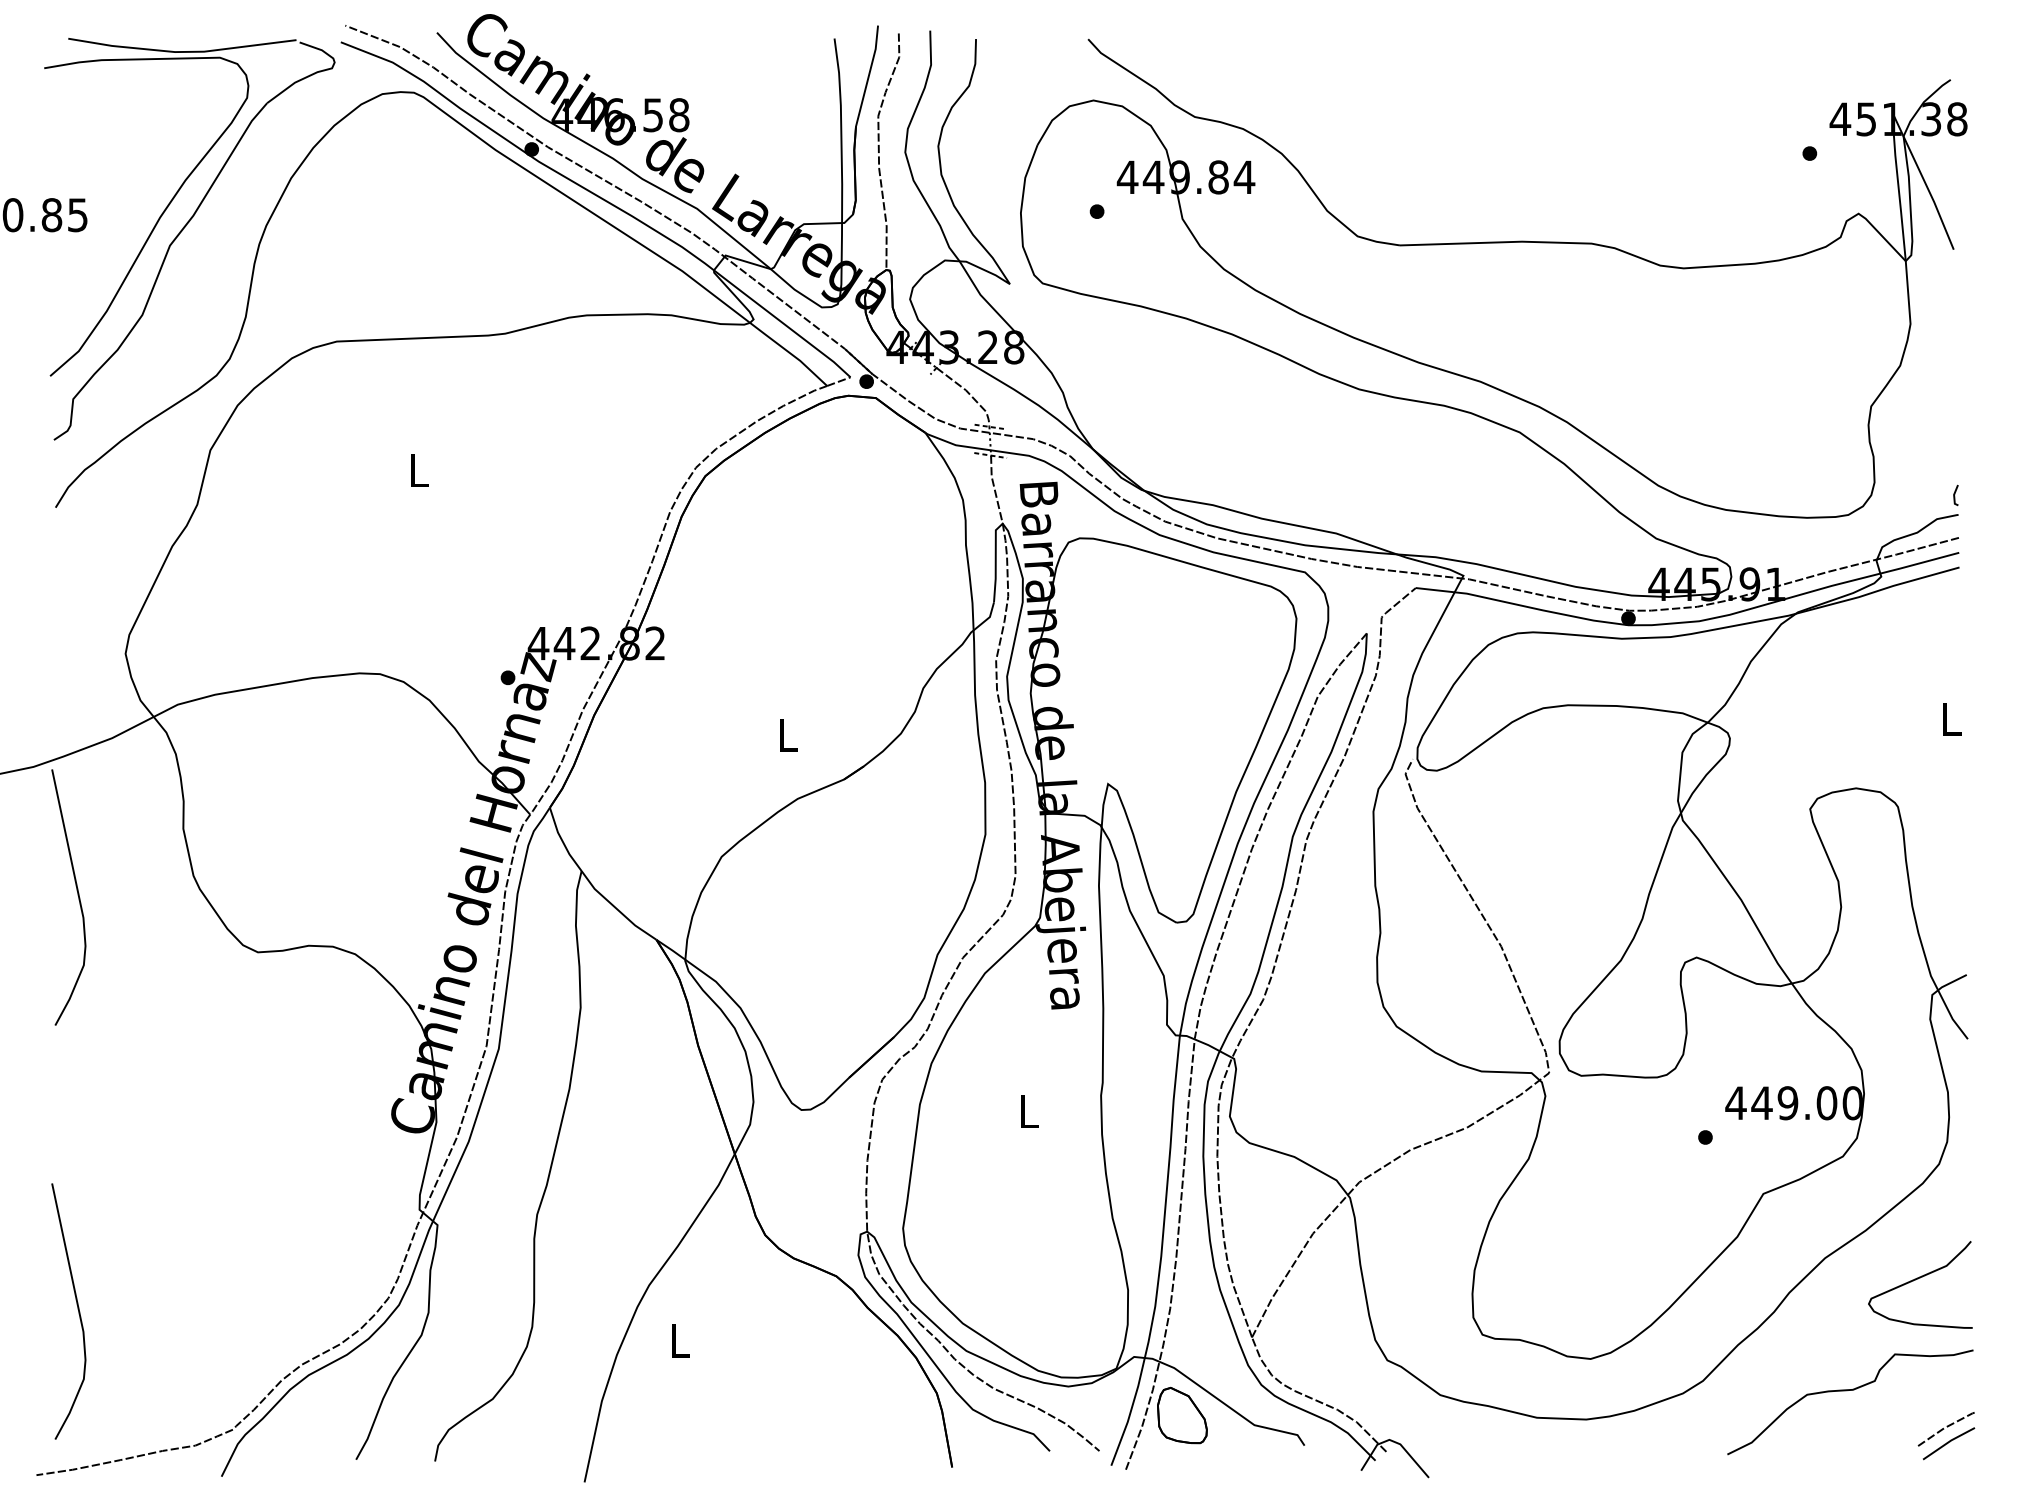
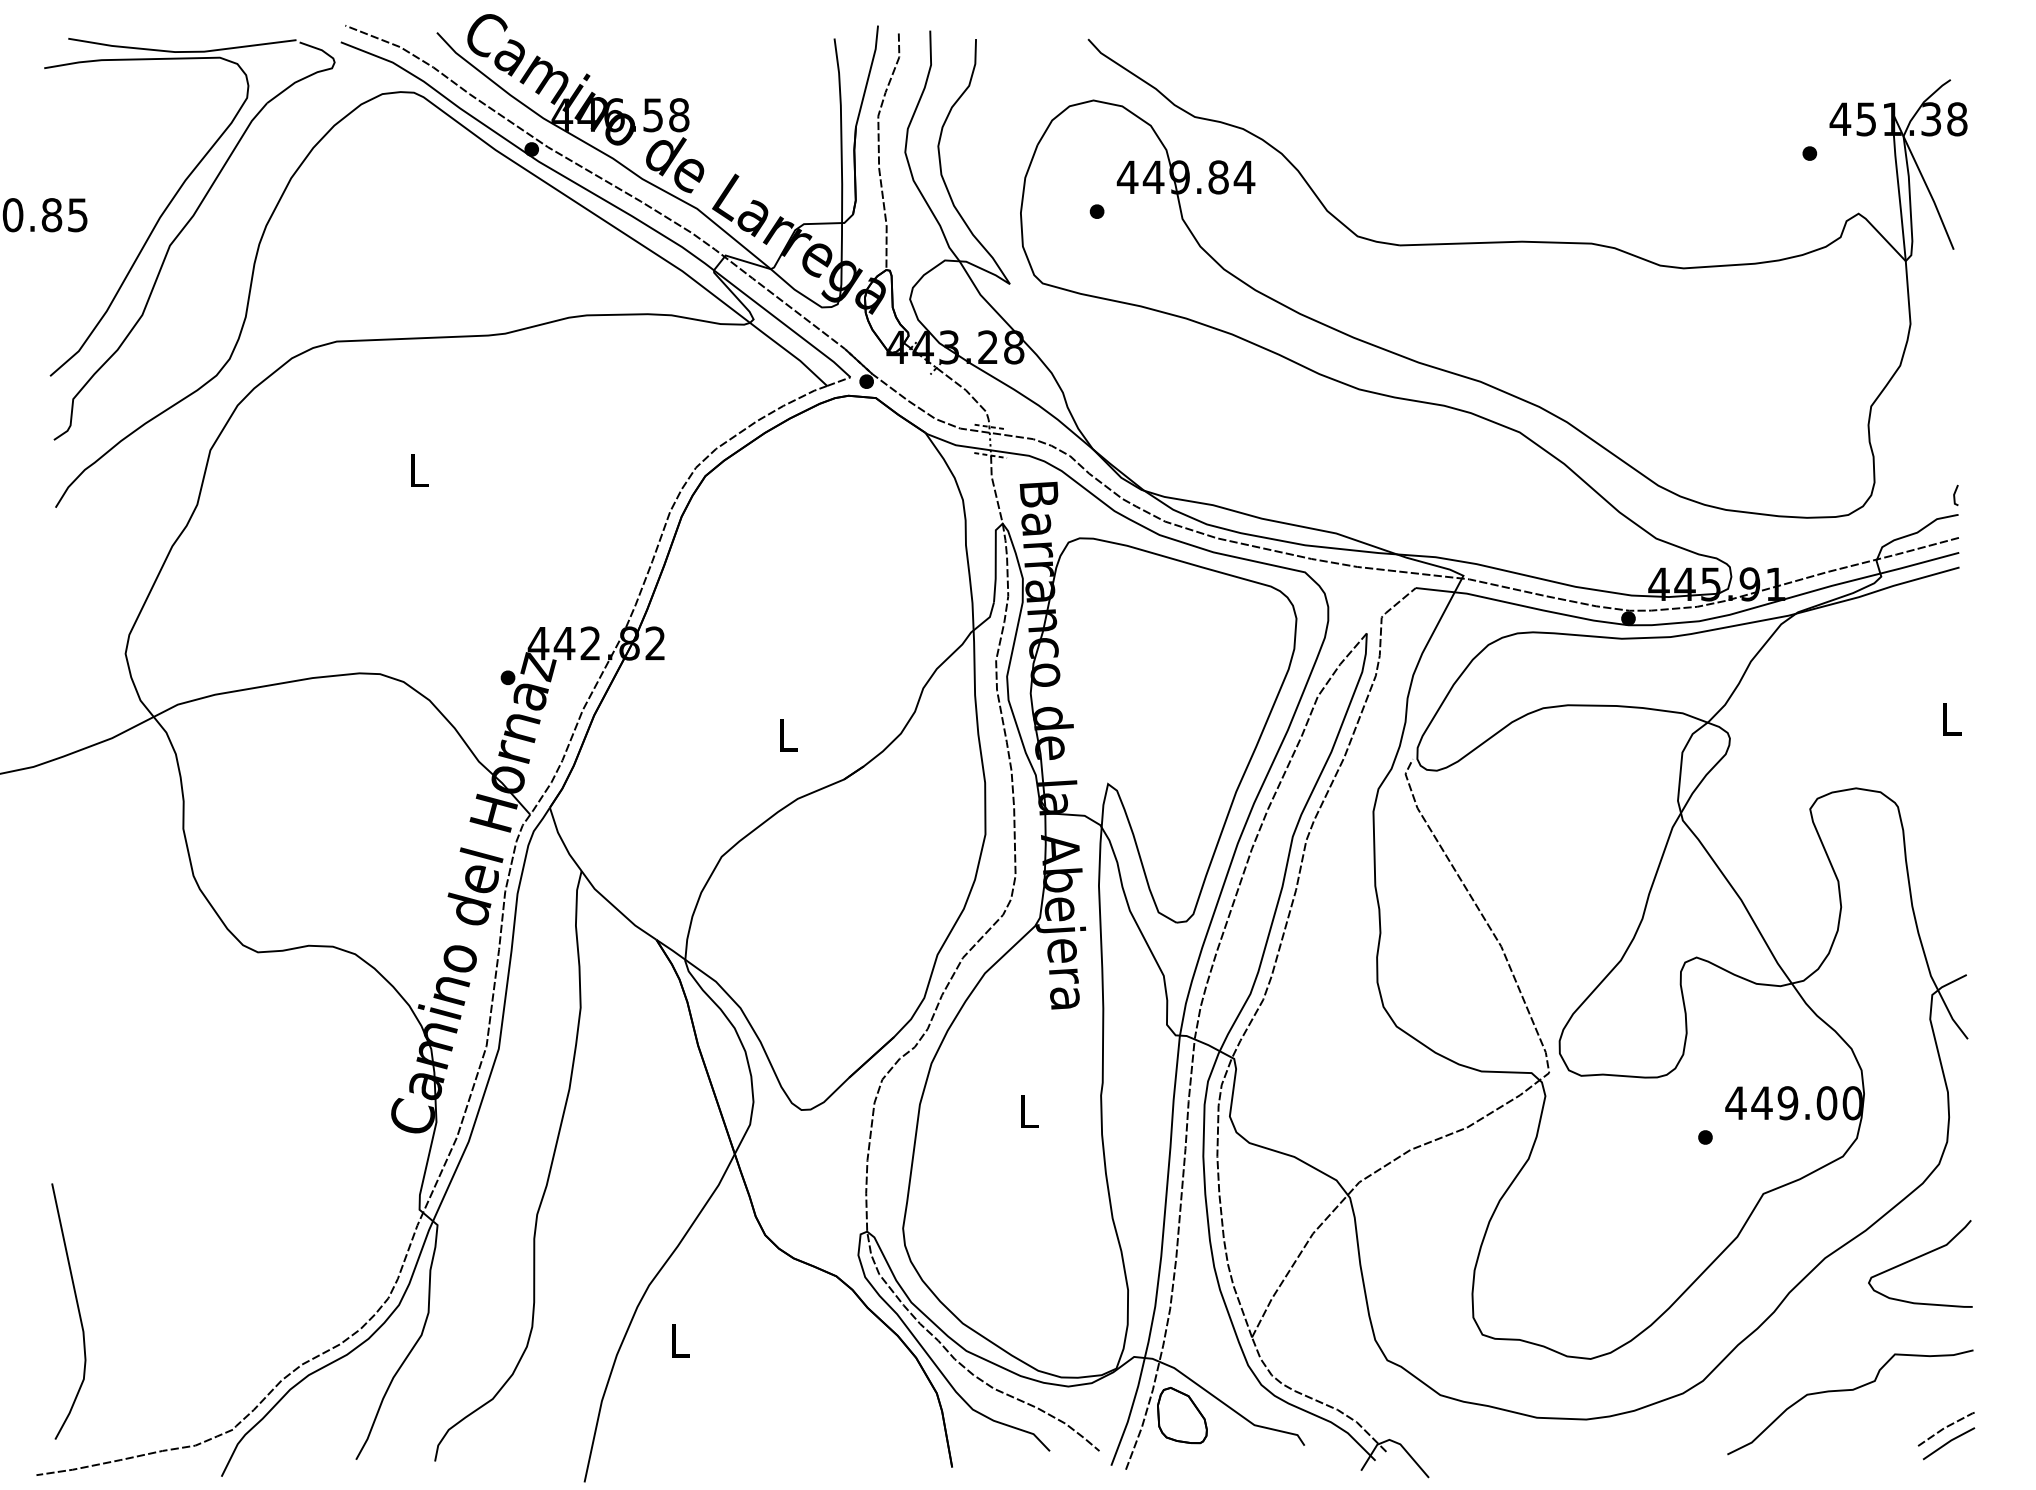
curve: present -> none (77, 895)
curve position: (1918, 1279) -> (1918, 1258) (1918, 1258)
